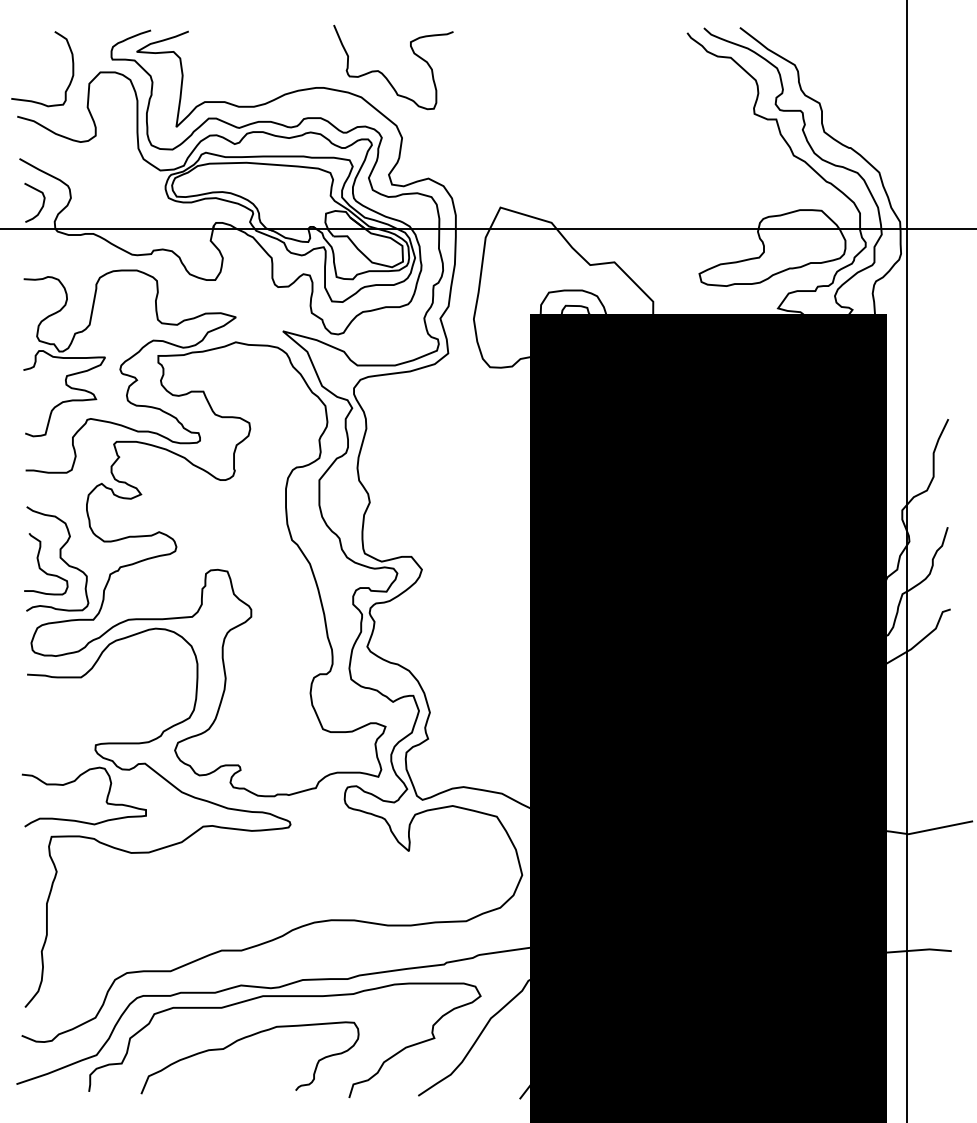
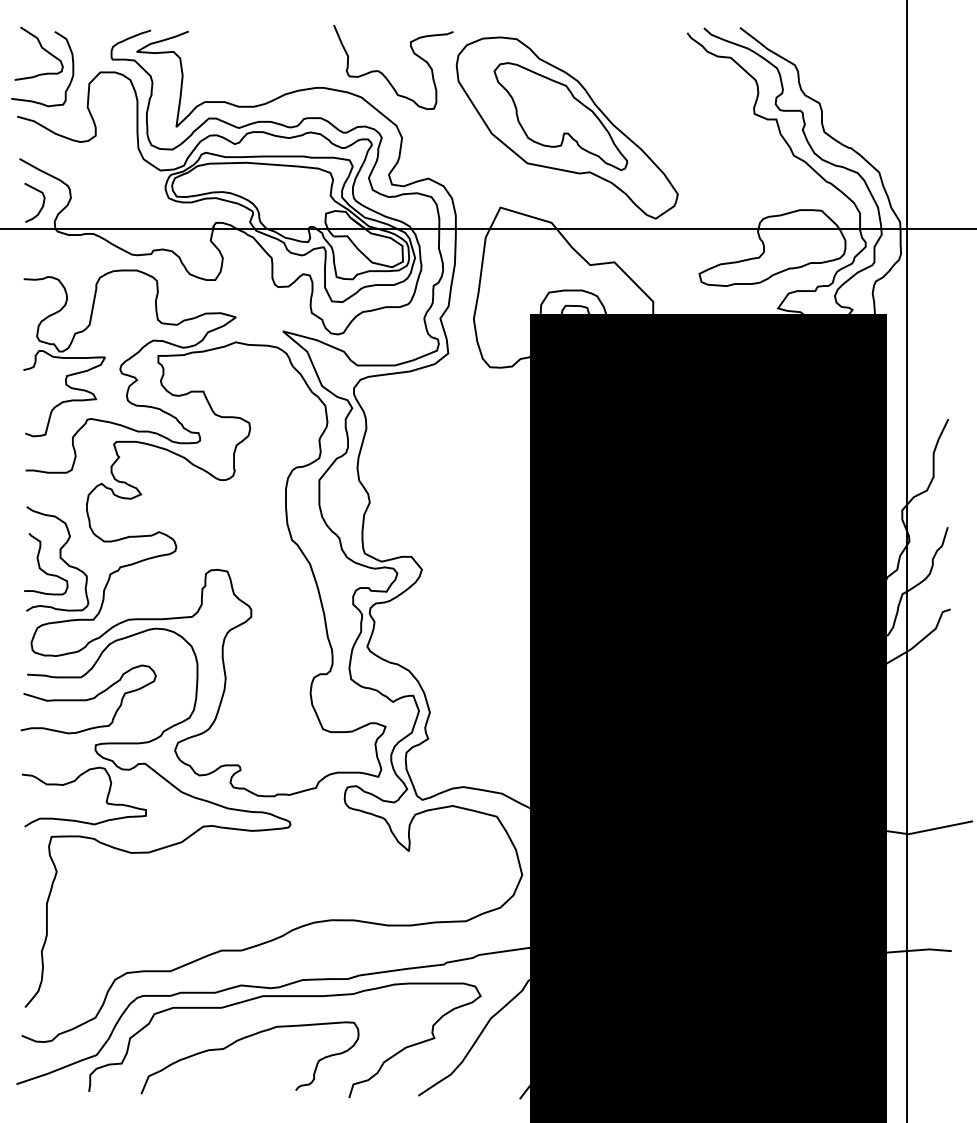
curve: none -> present (42, 49)
part: none -> present (566, 127)
curve: none -> present (88, 699)
